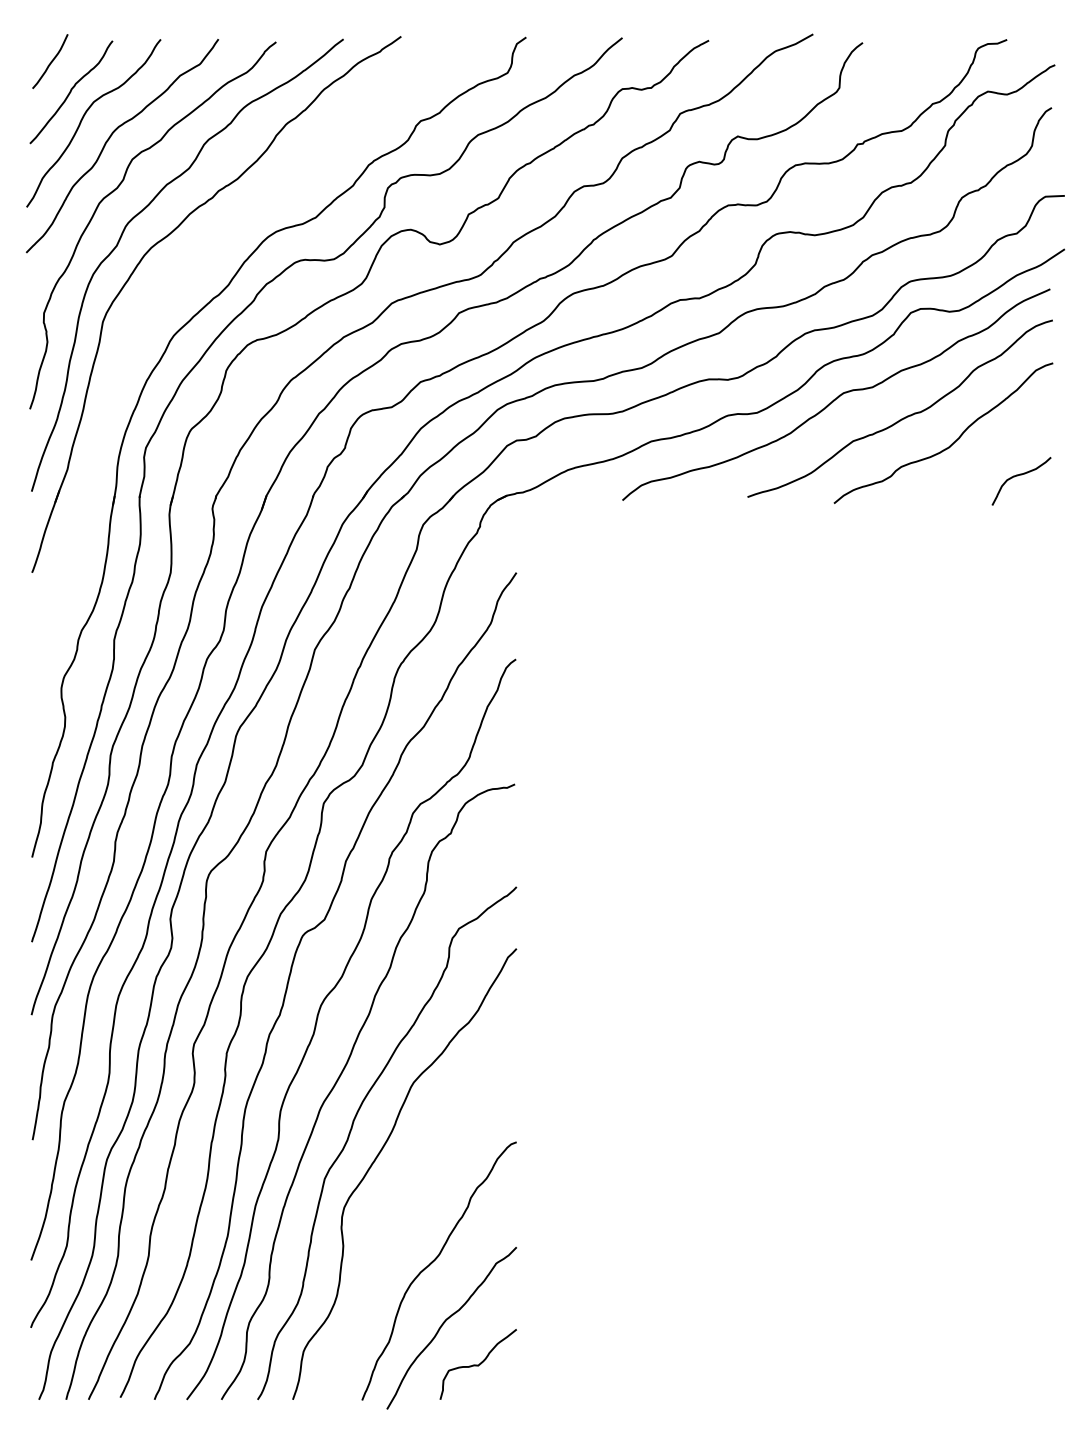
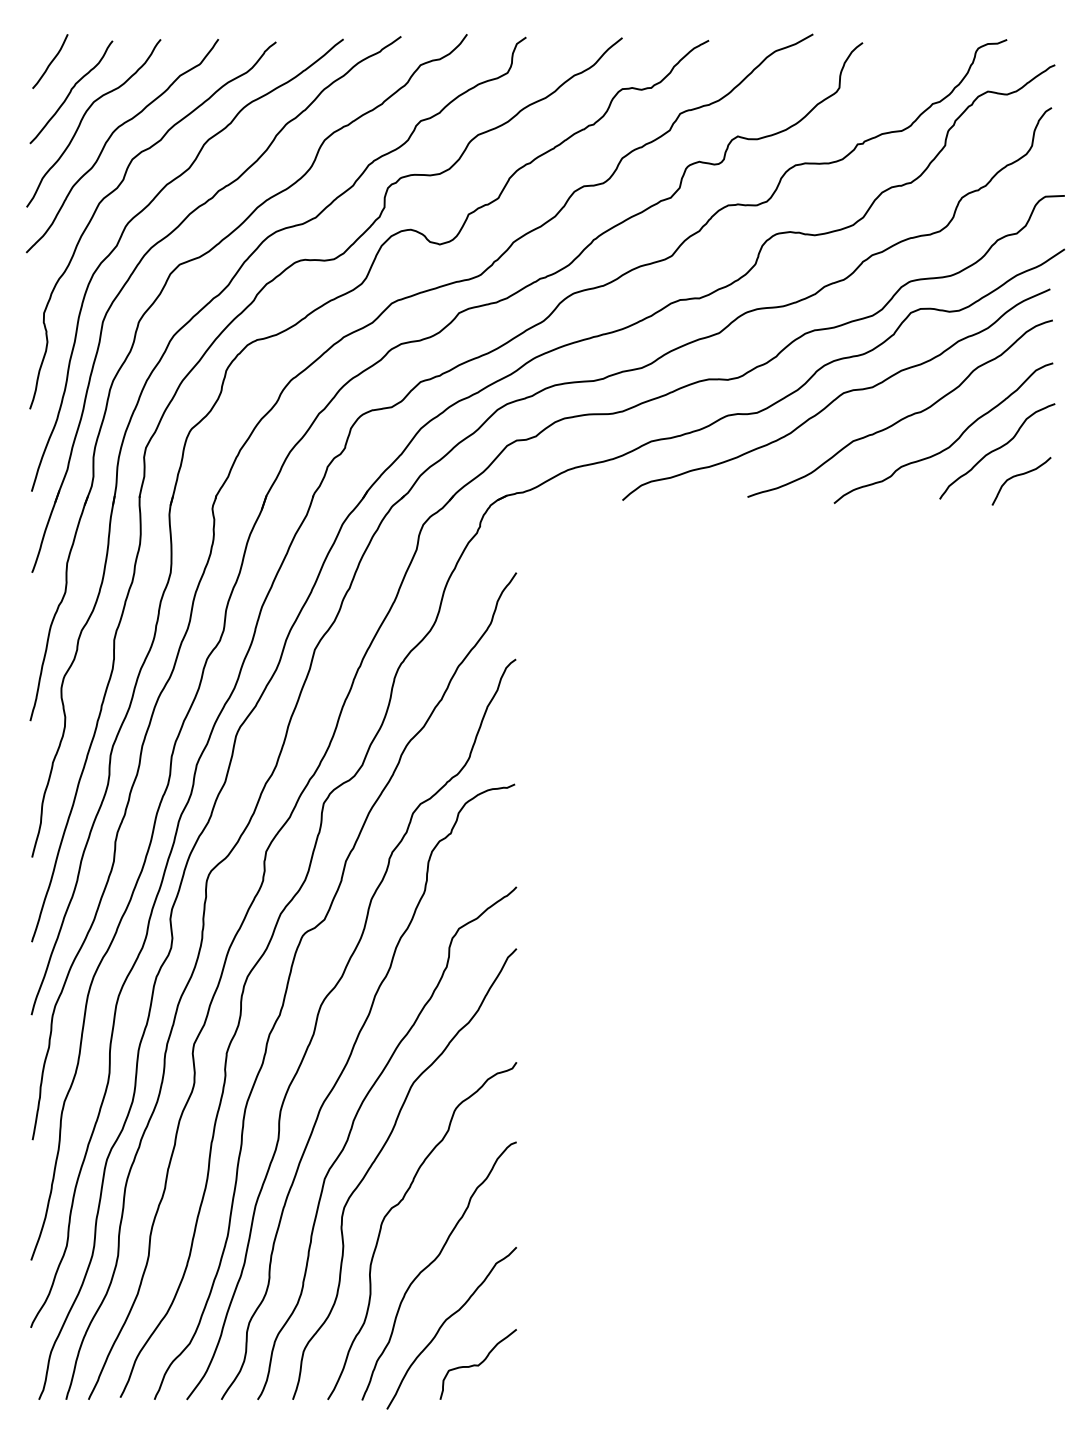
part: none -> present (135, 340)
curve: none -> present (996, 450)
curve: none -> present (398, 1205)
